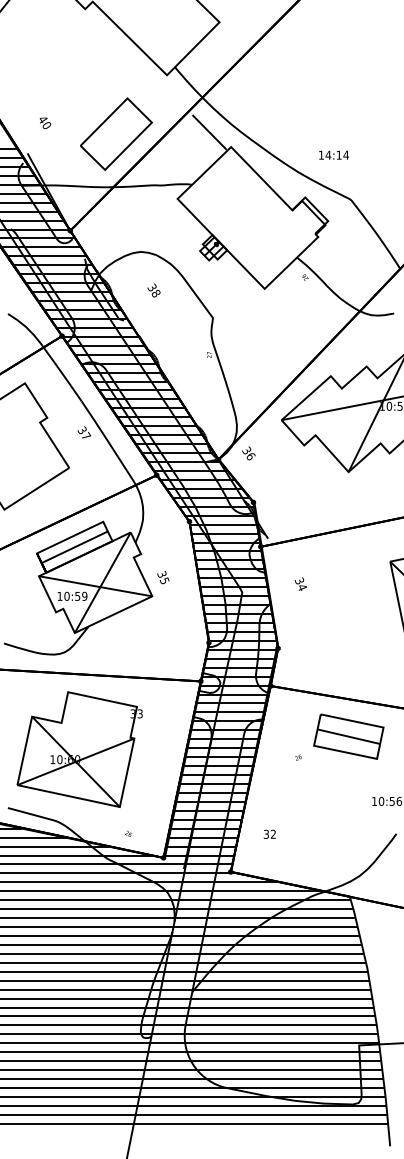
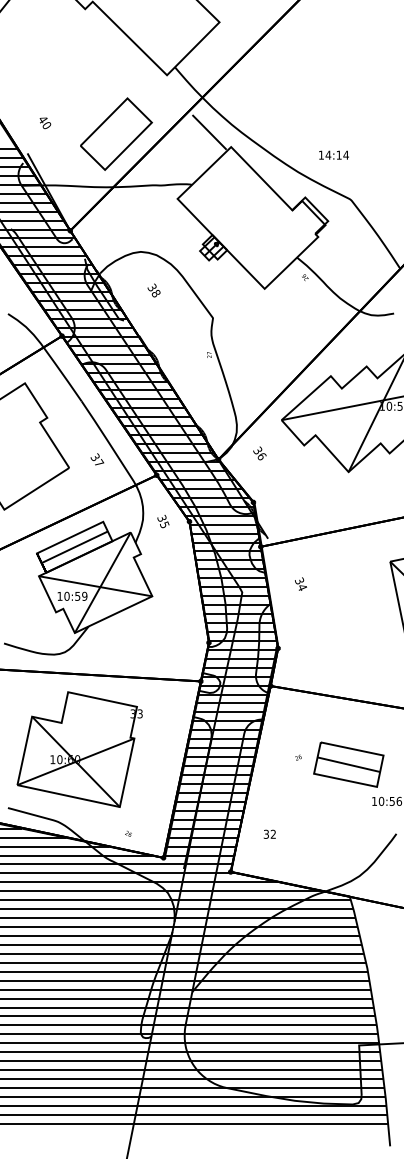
text position: (84, 432) -> (97, 459) (97, 459)
text position: (248, 453) -> (259, 453) (259, 453)
text position: (163, 577) -> (163, 521) (163, 521)
part position: (348, 736) -> (348, 764) (348, 764)
